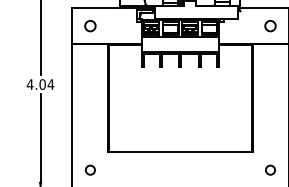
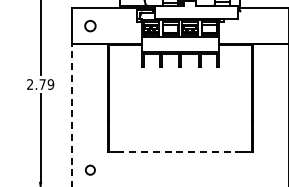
circle: present -> none (270, 26)
text: 4.04 -> 2.79 (40, 84)
line: solid -> dashed (72, 114)
line: solid -> dashed (180, 152)
circle: present -> none (270, 169)
